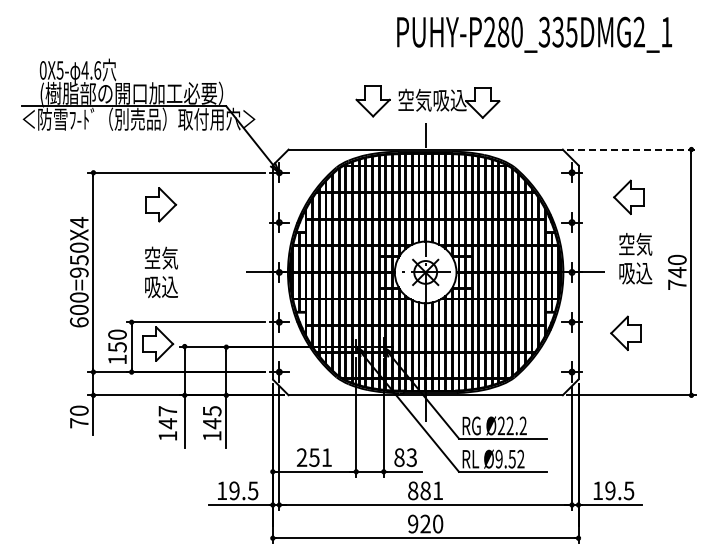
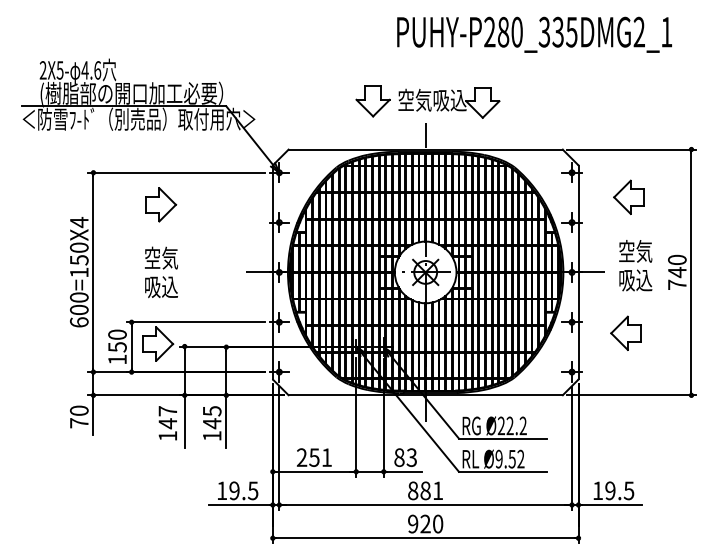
text: 0X5- -> 2X5- (42, 70)
line: dashed -> solid (631, 149)
text position: (635, 258) -> (635, 265) (635, 265)
text: 600=950X4 -> 600=150X4 (79, 272)
